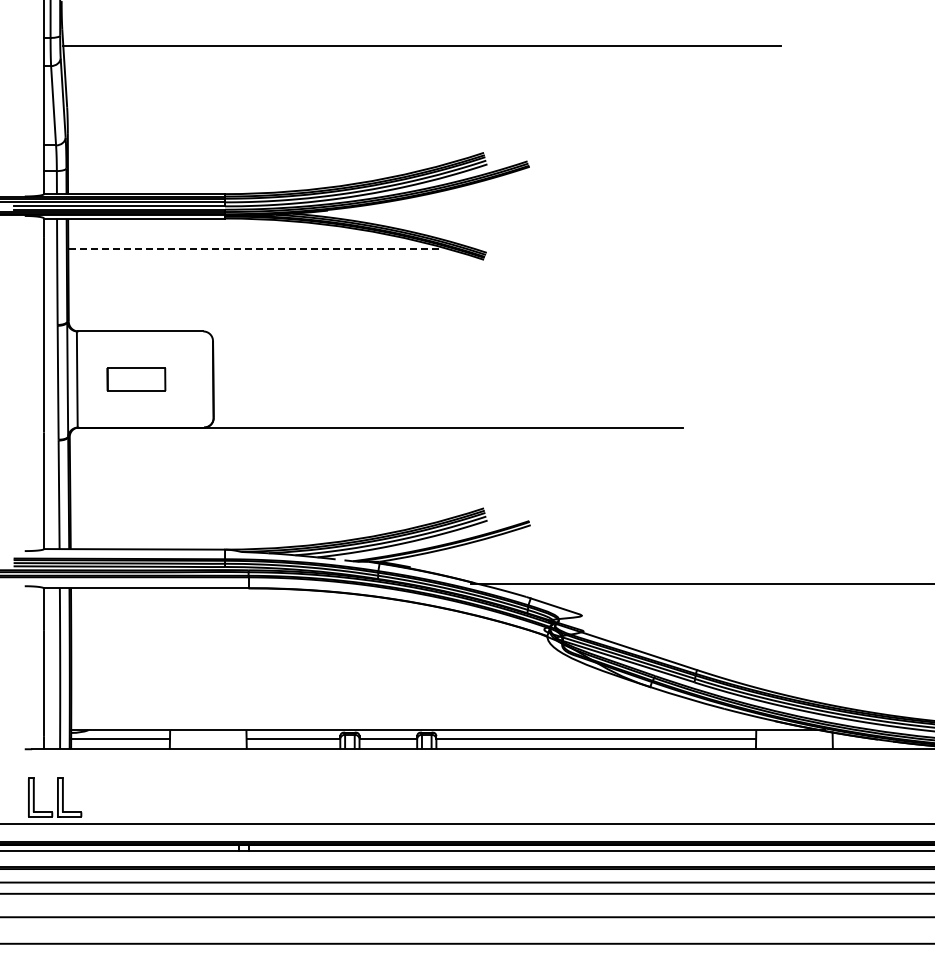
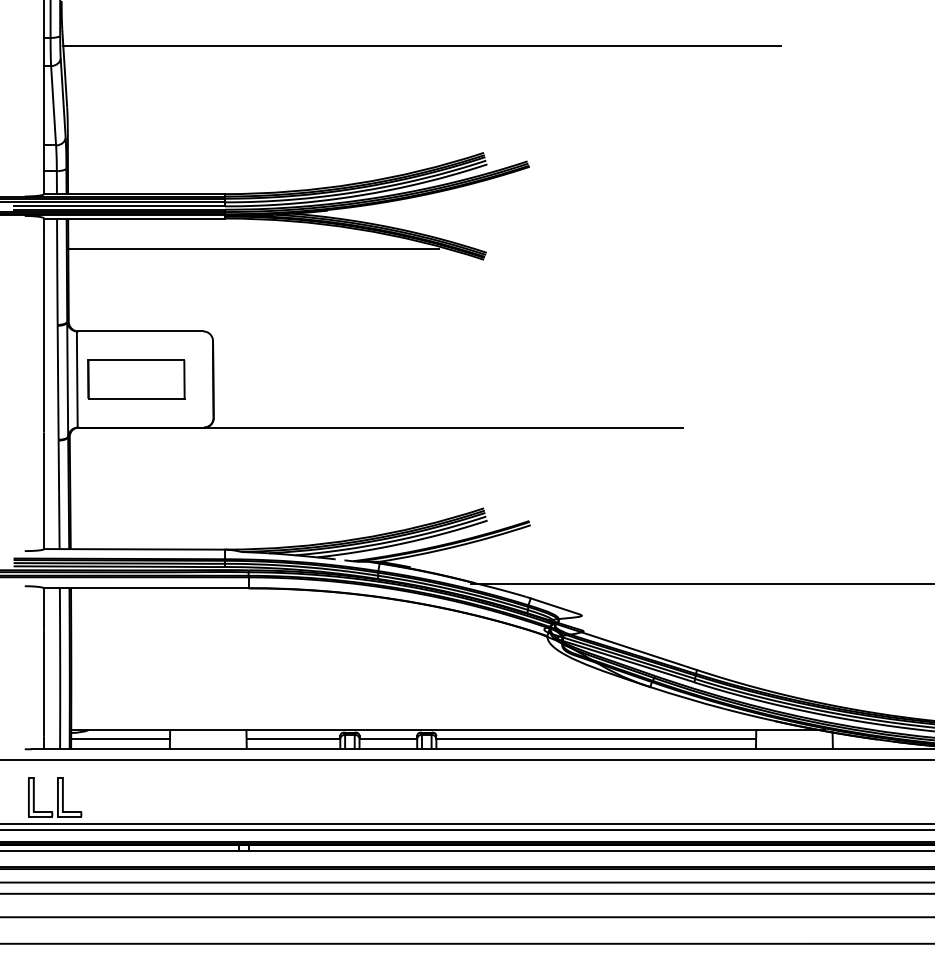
line: dashed -> solid (253, 248)
part size: 61x25 px -> 99x41 px (136, 379)
line: none -> present (466, 760)
line: none -> present (466, 830)
